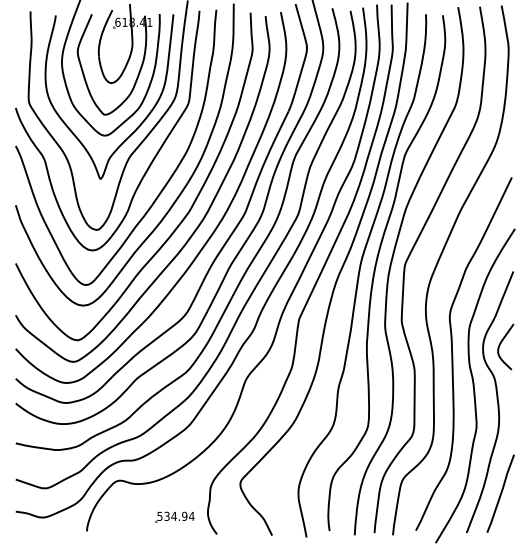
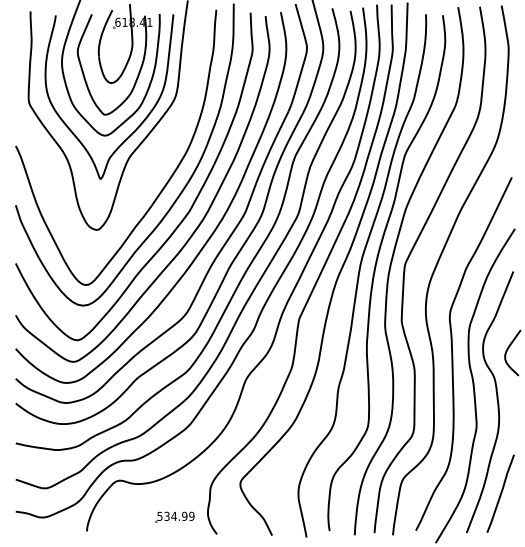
curve: present -> none (153, 157)
curve position: (502, 342) -> (509, 348) (509, 348)
text: 534.94 -> 534.99 (191, 515)
